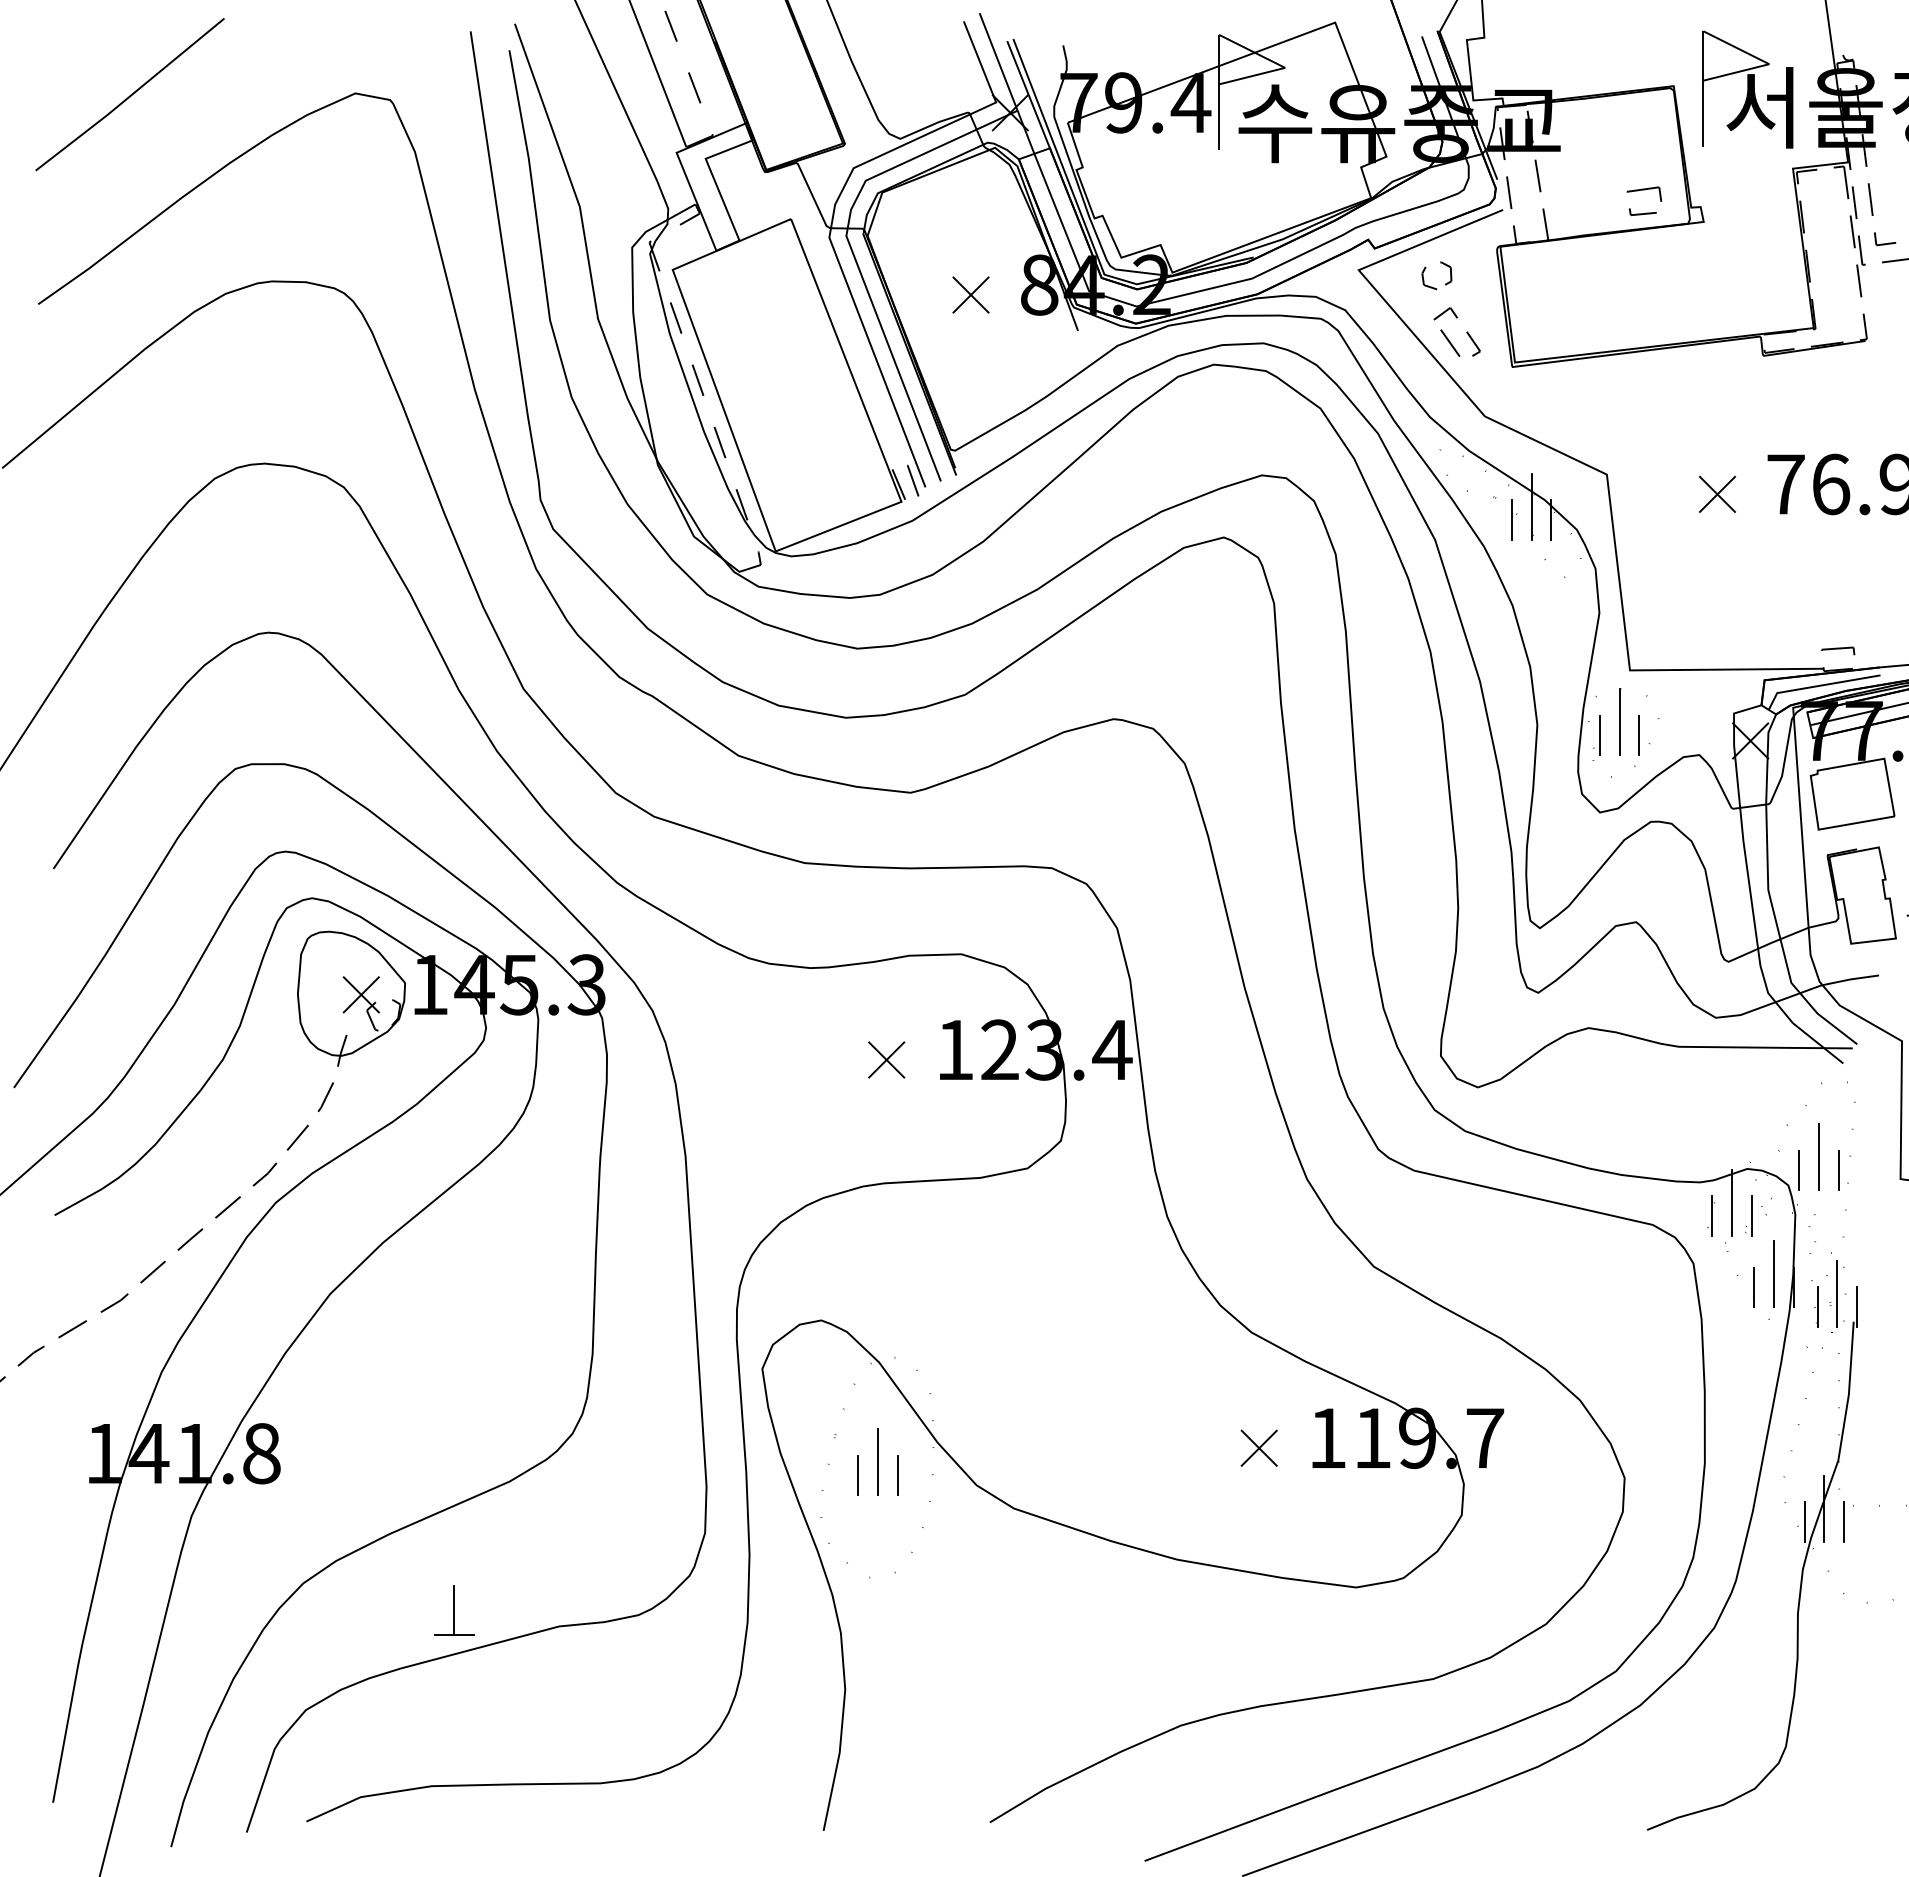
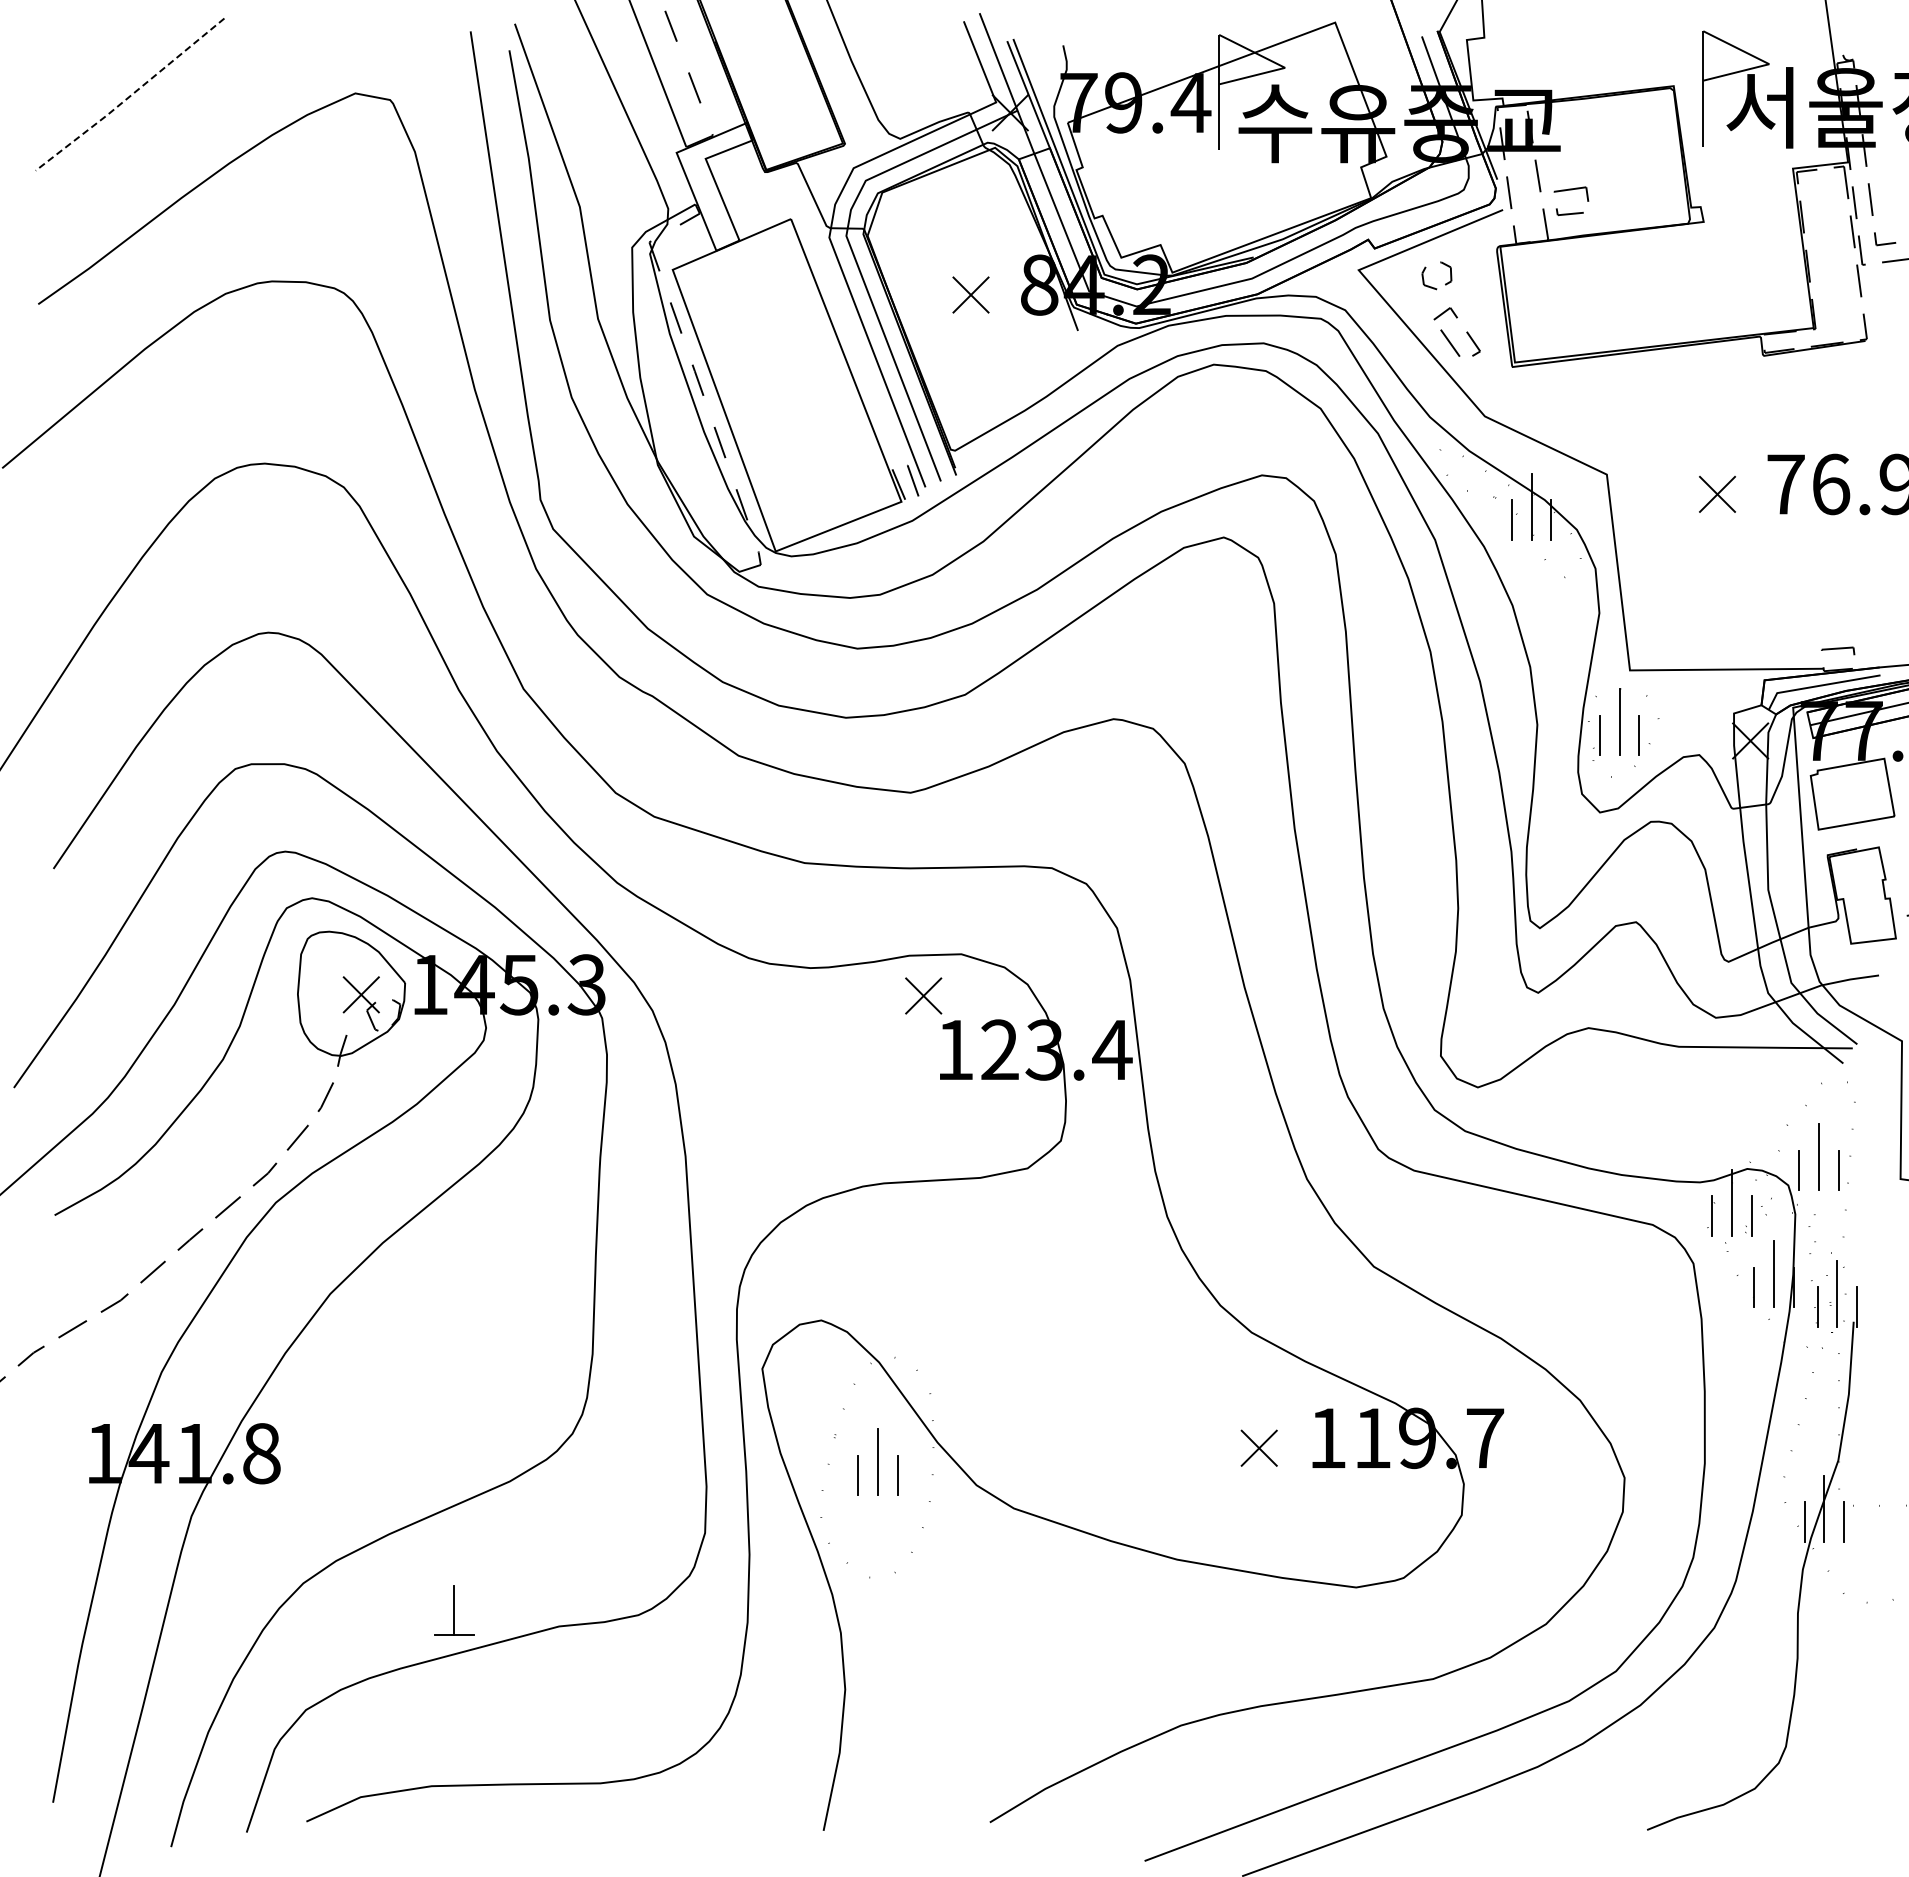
line: solid -> dashed (130, 96)
part position: (1644, 190) -> (1571, 190) (1571, 190)
part position: (886, 1059) -> (923, 995) (923, 995)
